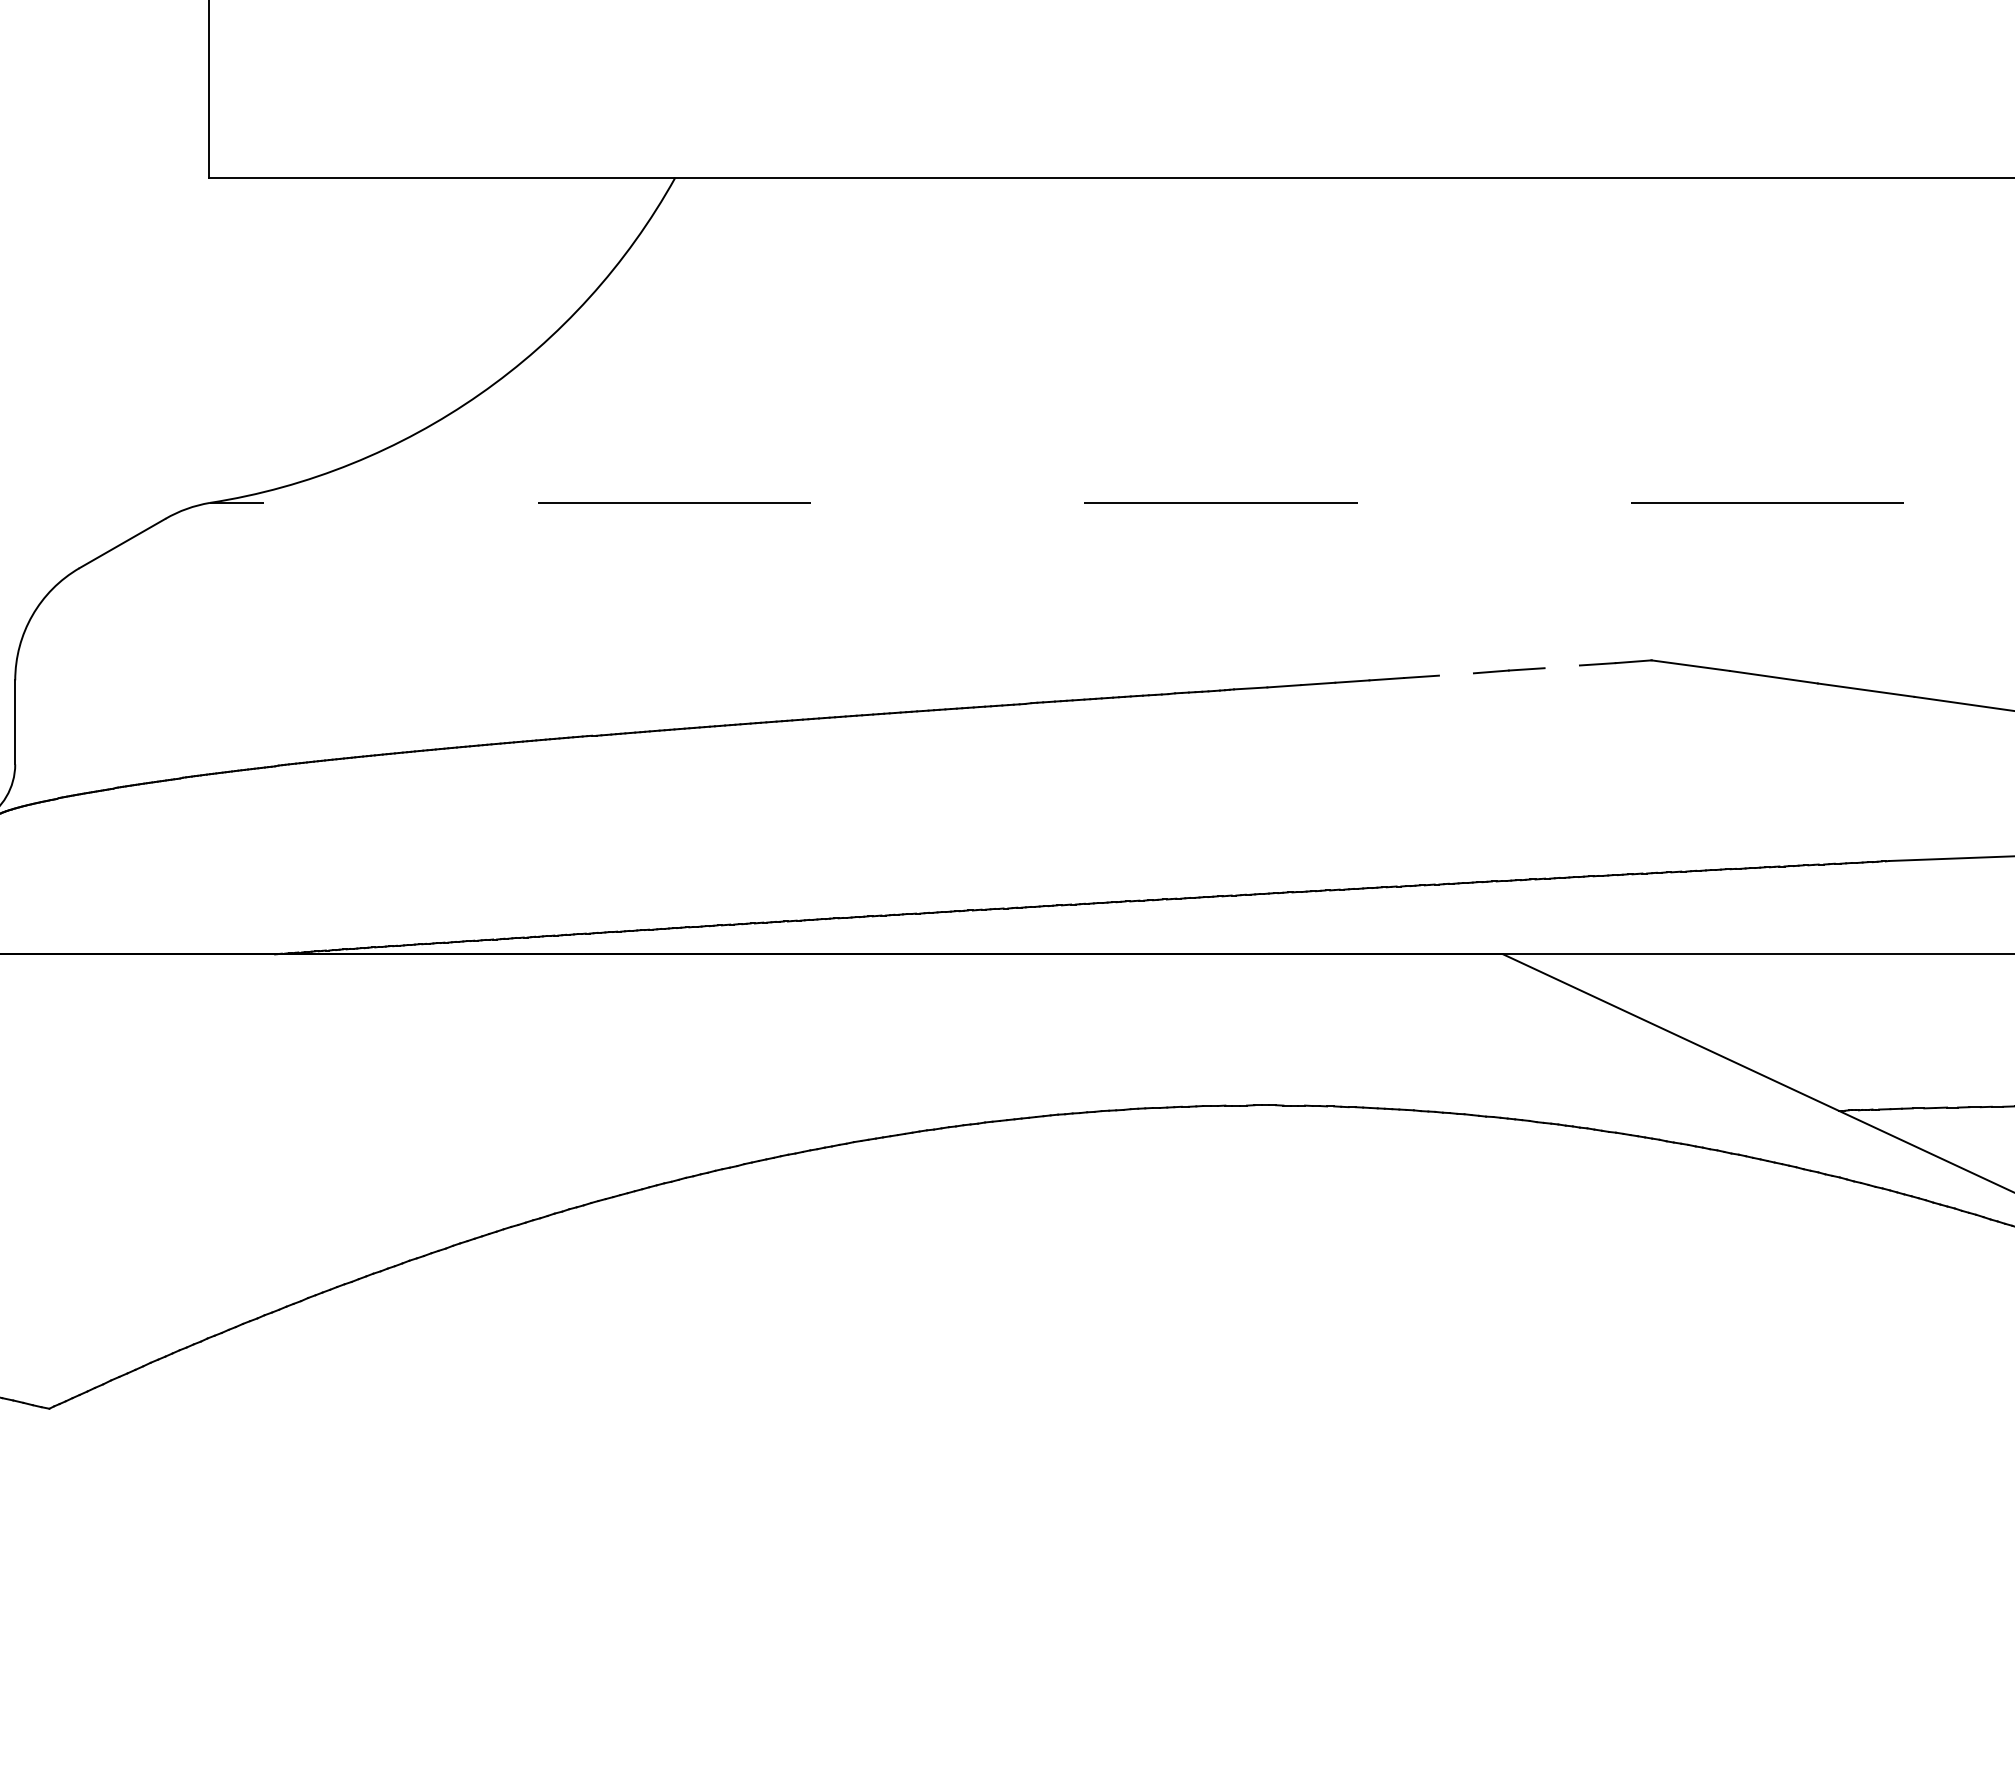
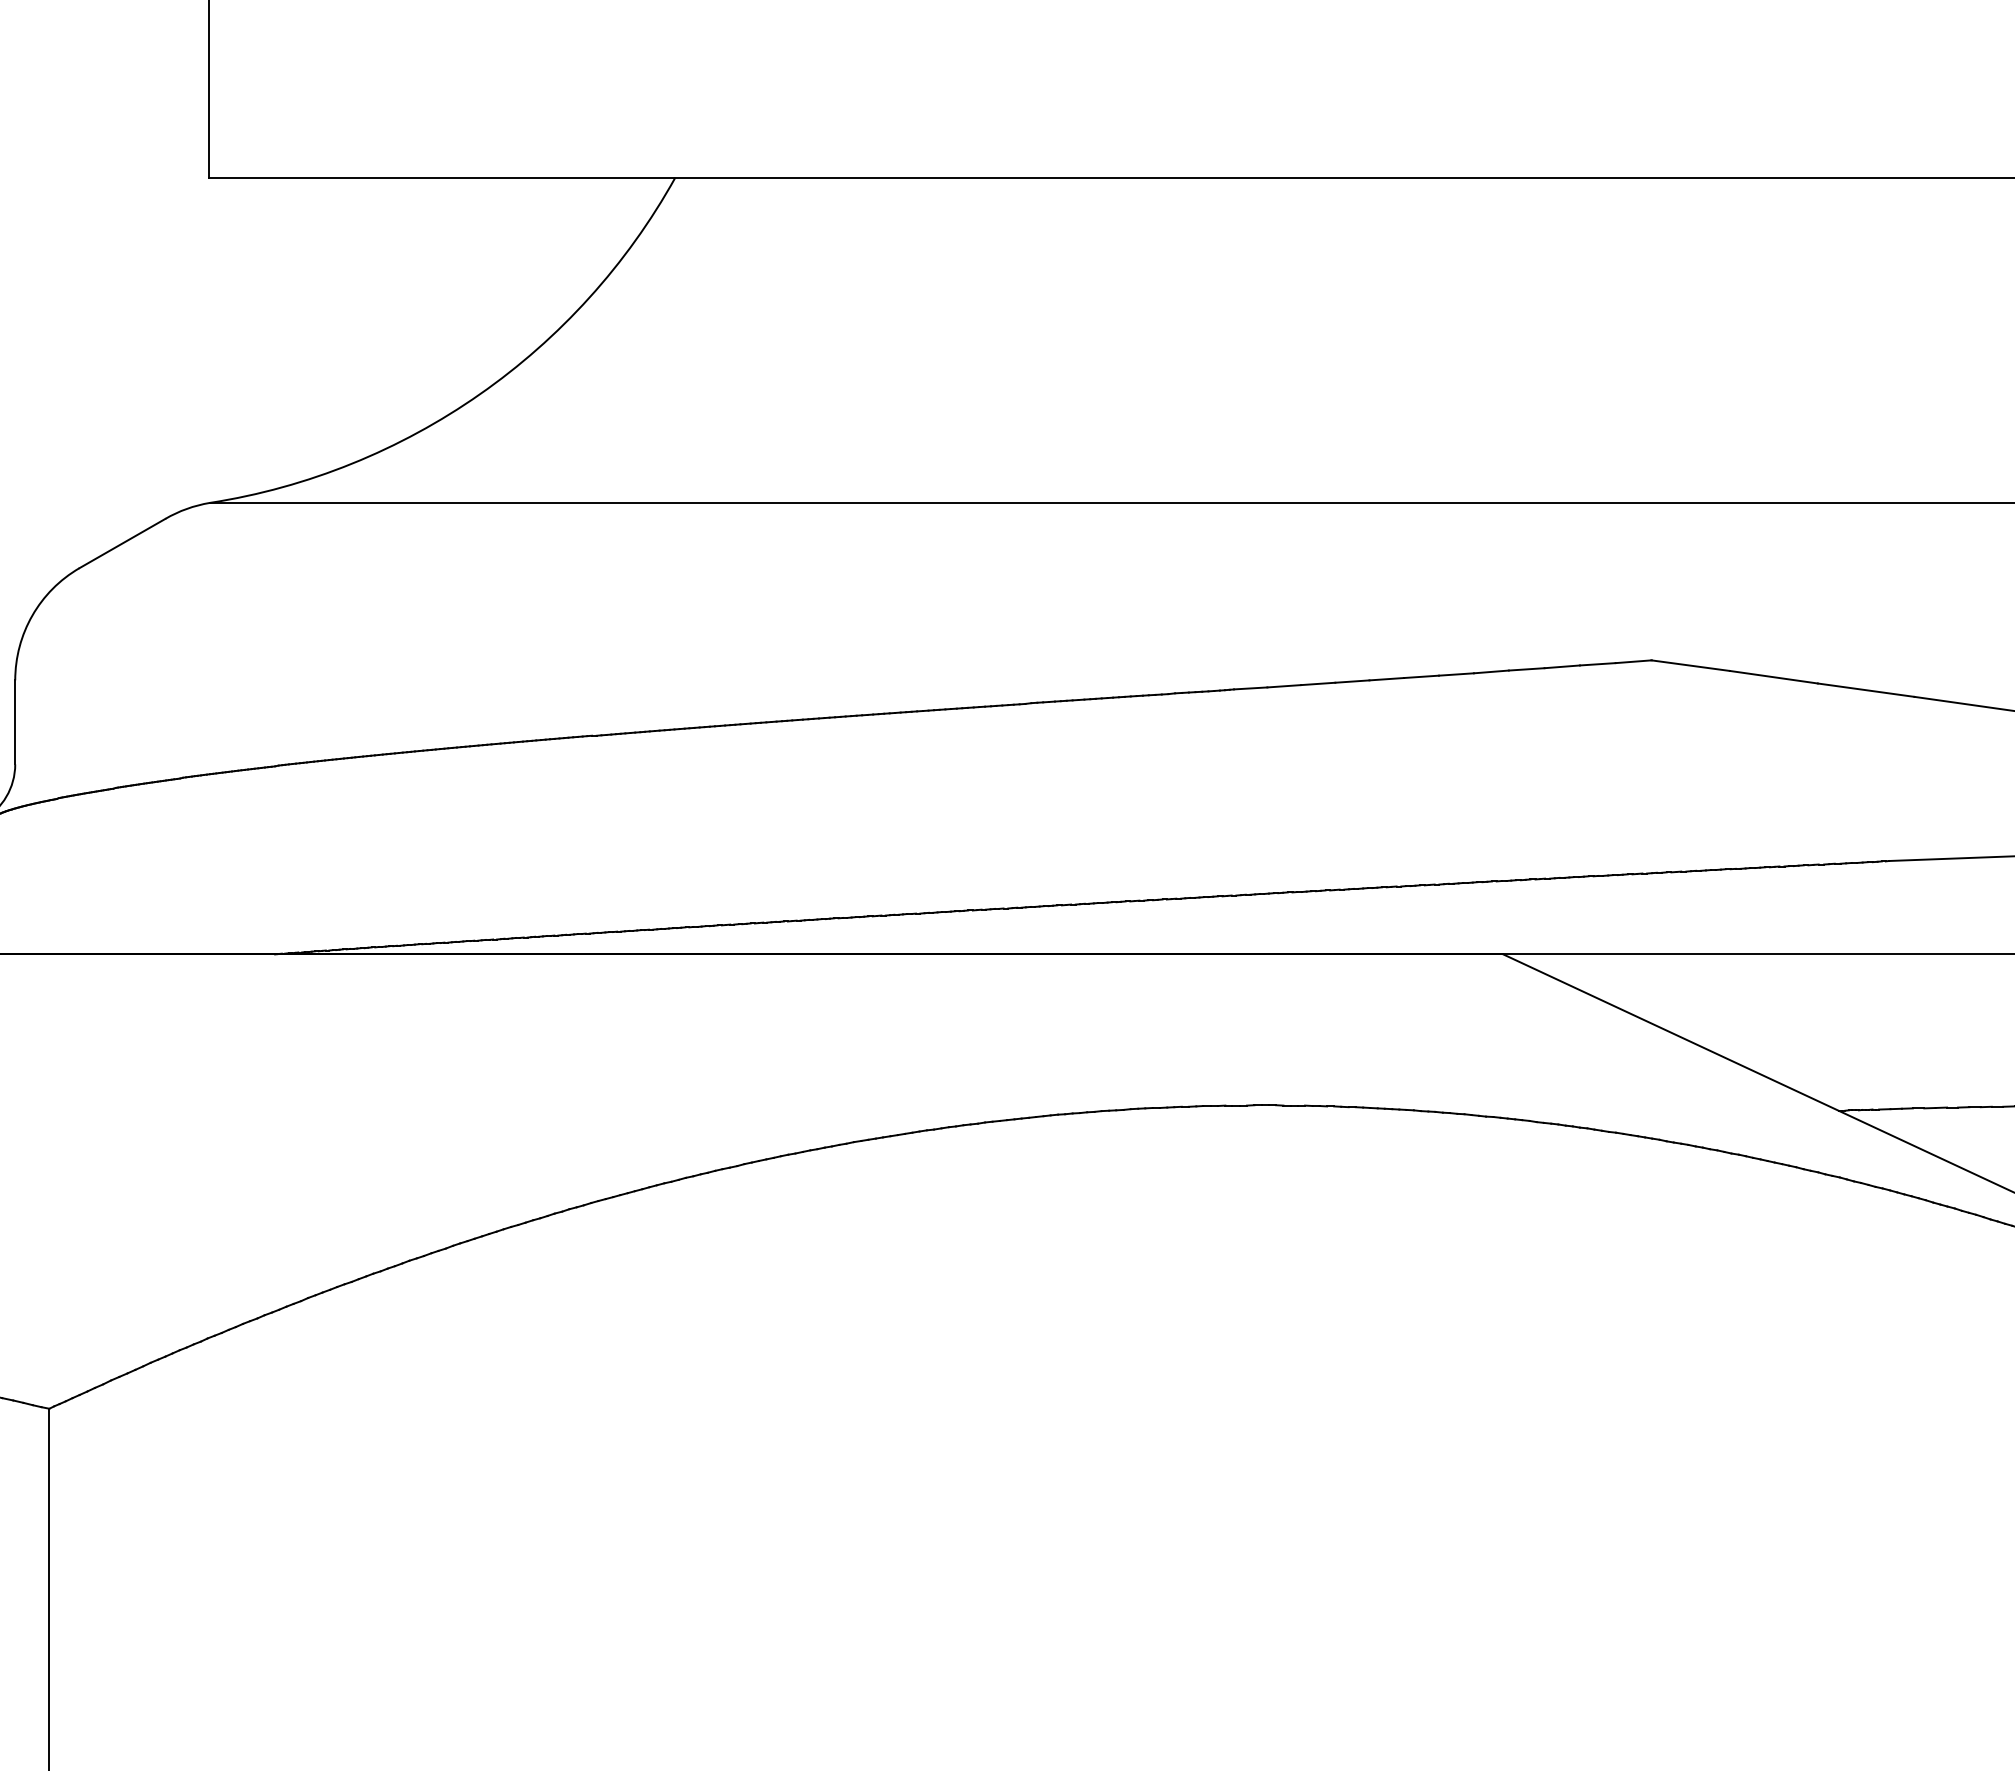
line: dashed -> solid (1111, 502)
line: none -> present (1561, 666)
line: none -> present (1455, 674)
line: none -> present (49, 1587)
